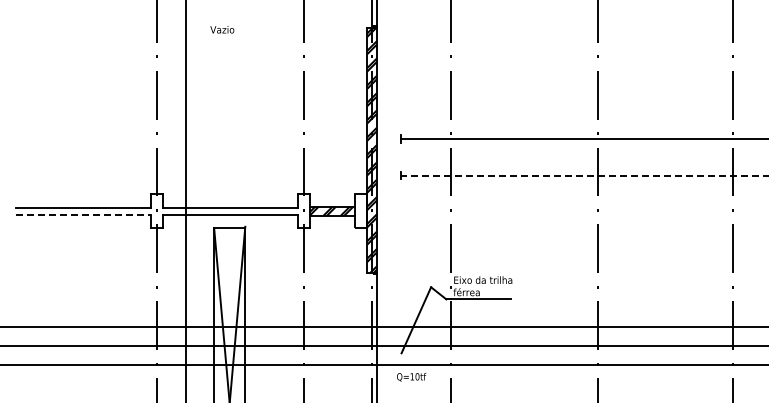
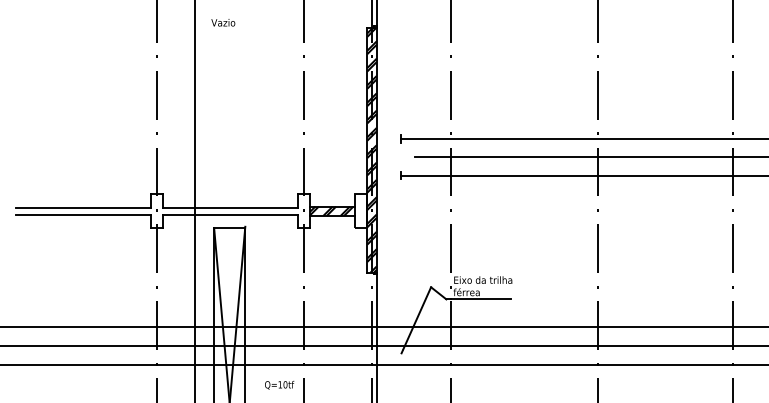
text position: (222, 29) -> (223, 22) (223, 22)
line: none -> present (590, 157)
line: dashed -> solid (585, 175)
line position: (185, 200) -> (194, 200) (194, 200)
line: dashed -> solid (84, 214)
text position: (411, 377) -> (279, 385) (279, 385)
